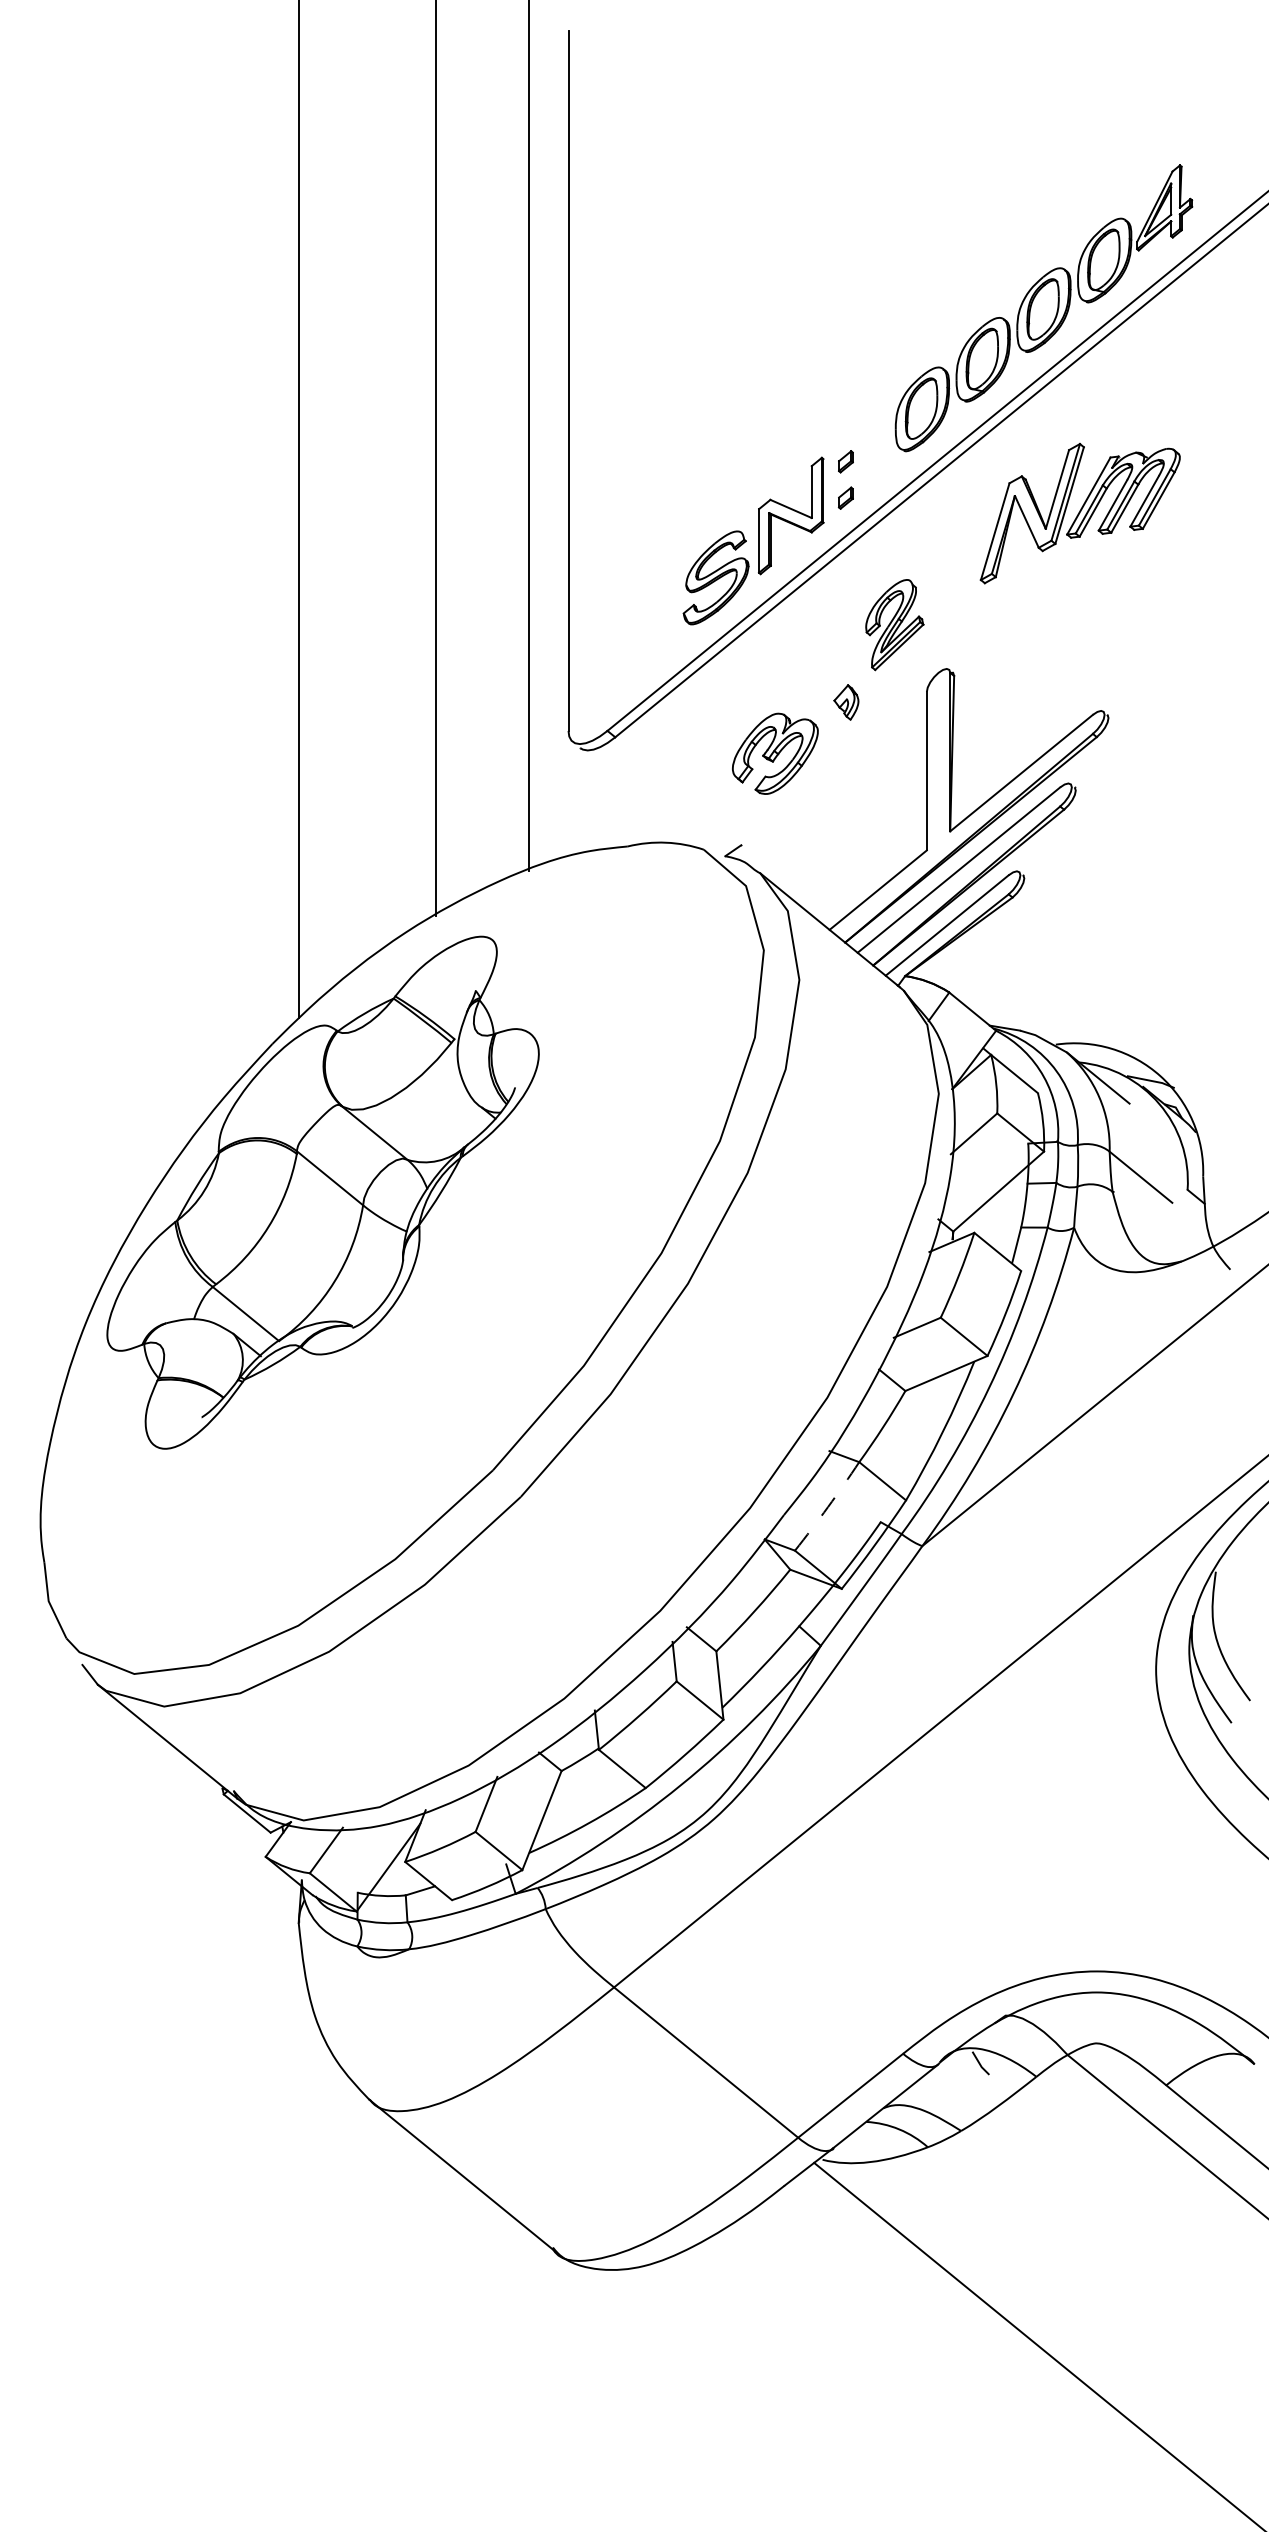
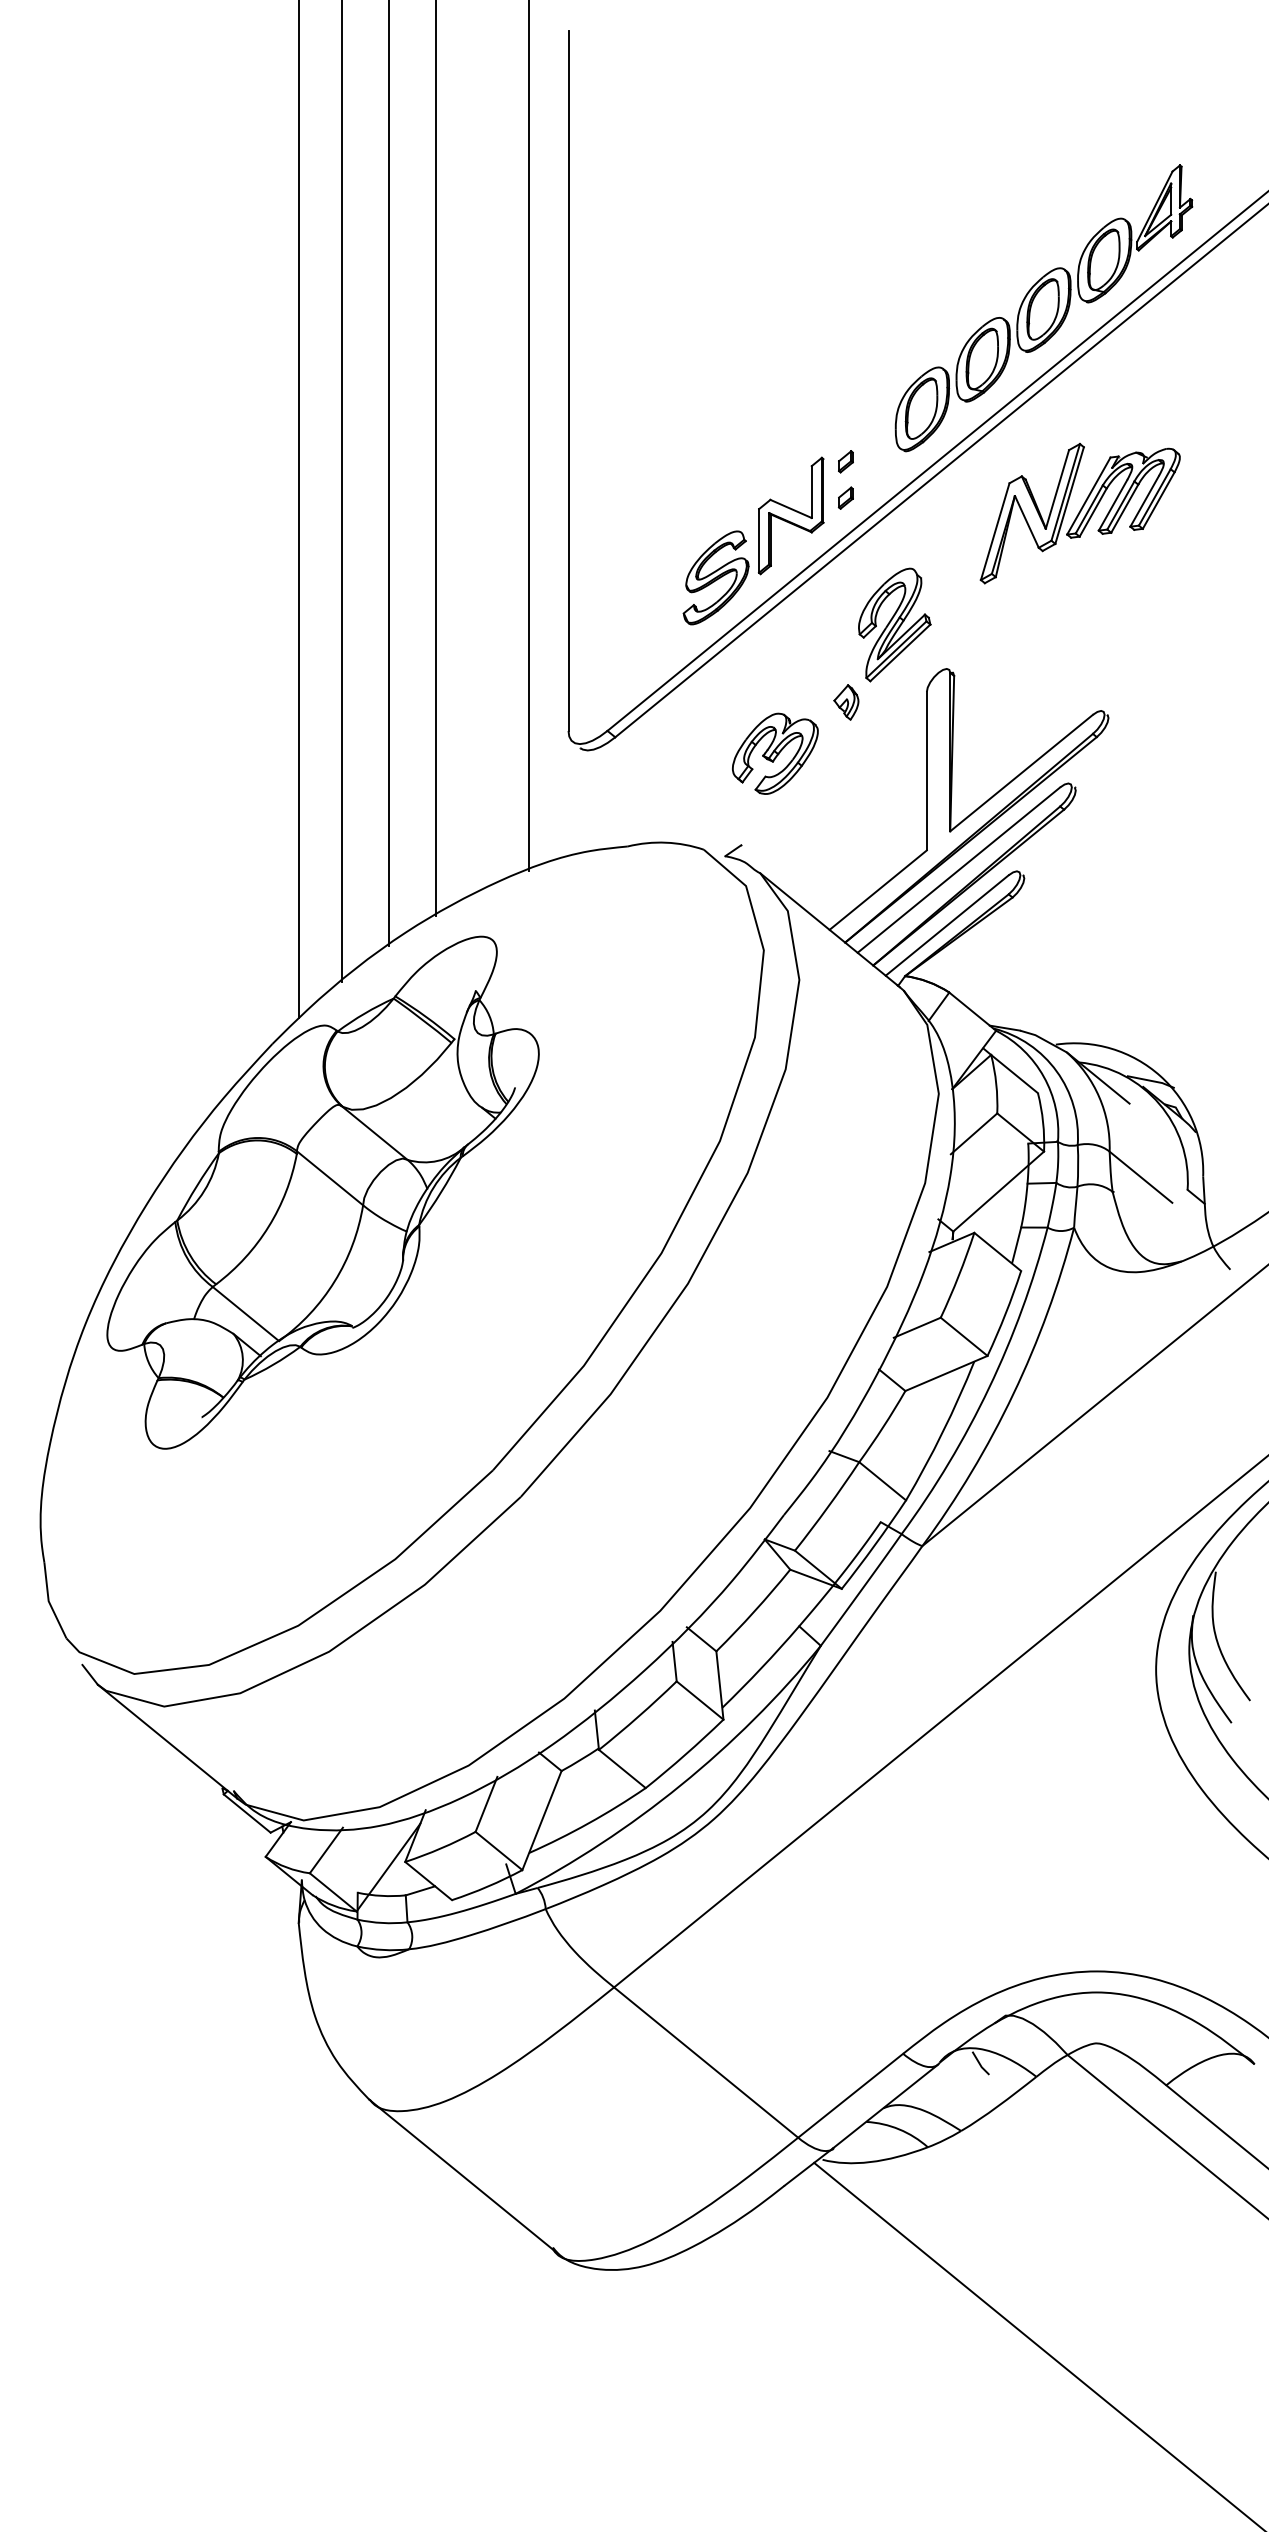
line: none -> present (389, 473)
line: none -> present (342, 492)
part size: 60x93 px -> 74x116 px (894, 624)
arc: dashed -> solid (828, 1507)
